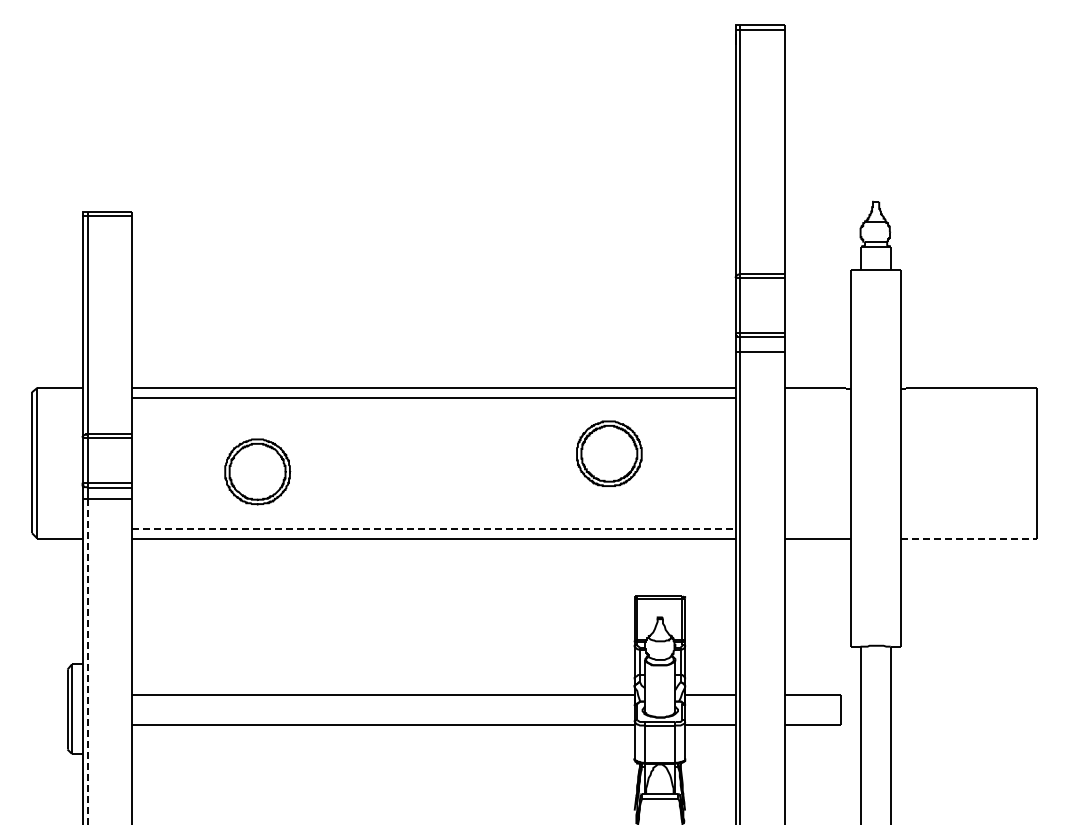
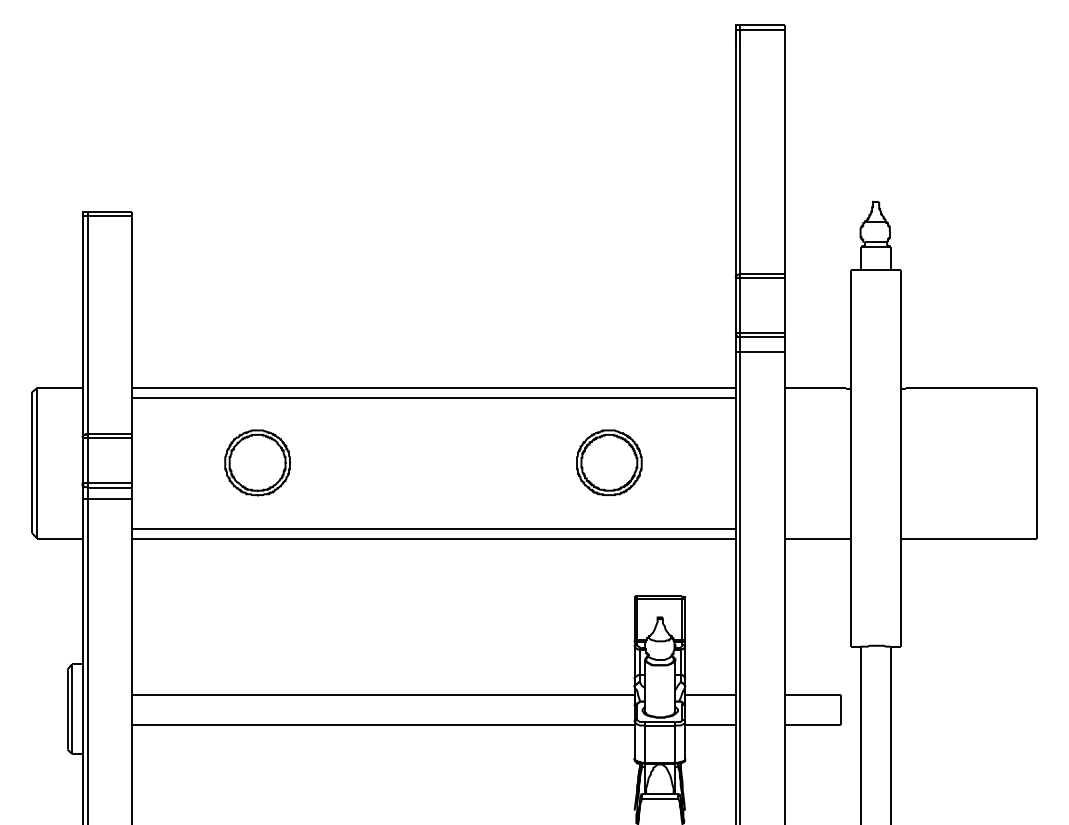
part position: (609, 453) -> (609, 462) (609, 462)
part position: (257, 471) -> (257, 462) (257, 462)
line: dashed -> solid (433, 528)
line: dashed -> solid (969, 538)
line: dashed -> solid (87, 661)
